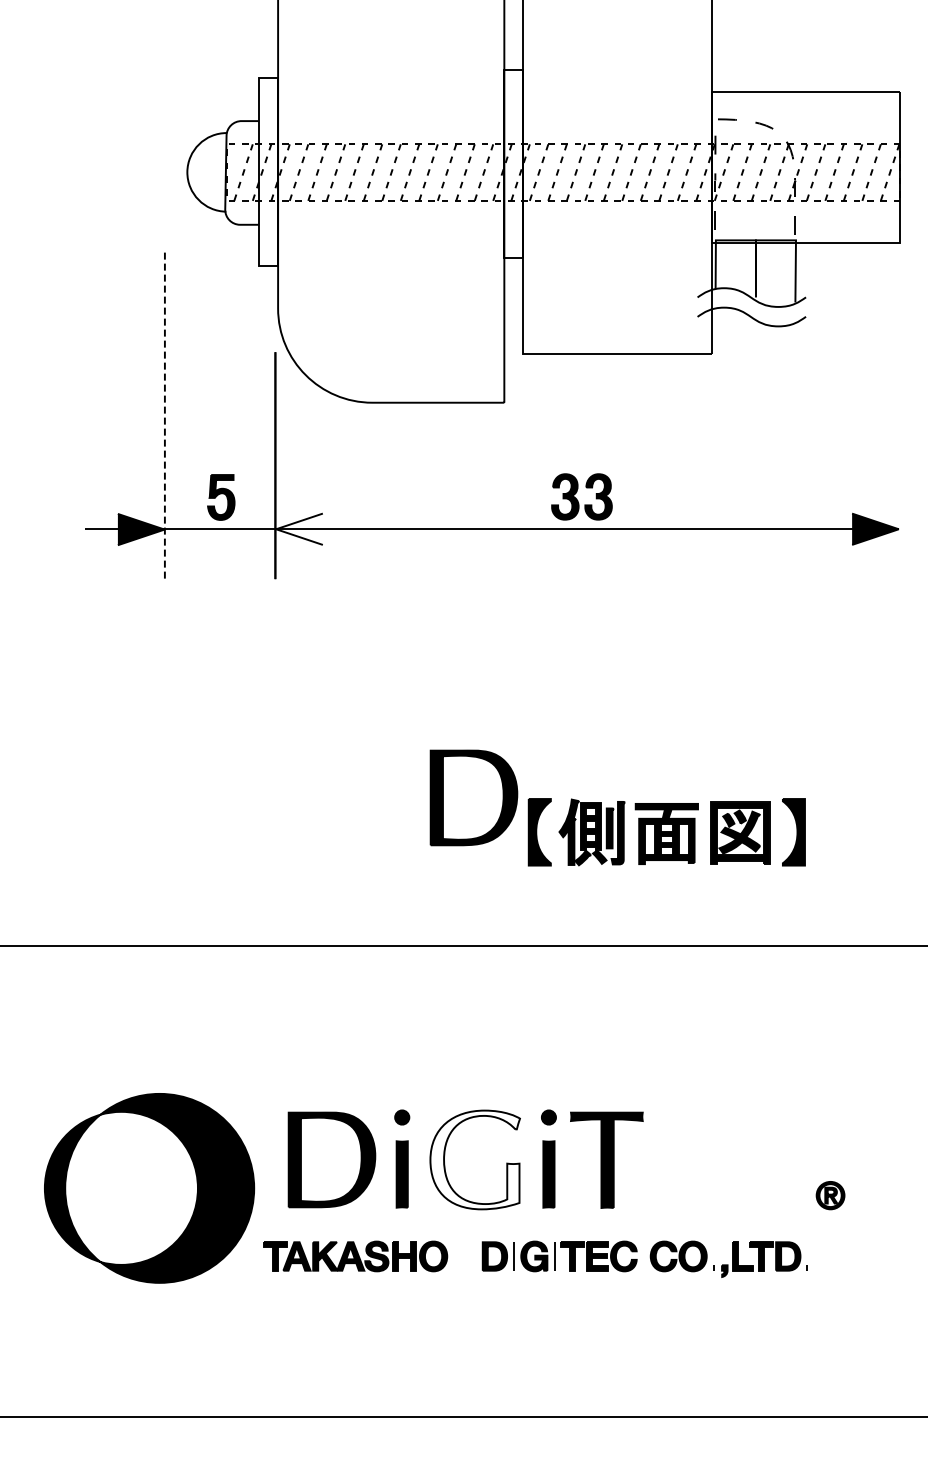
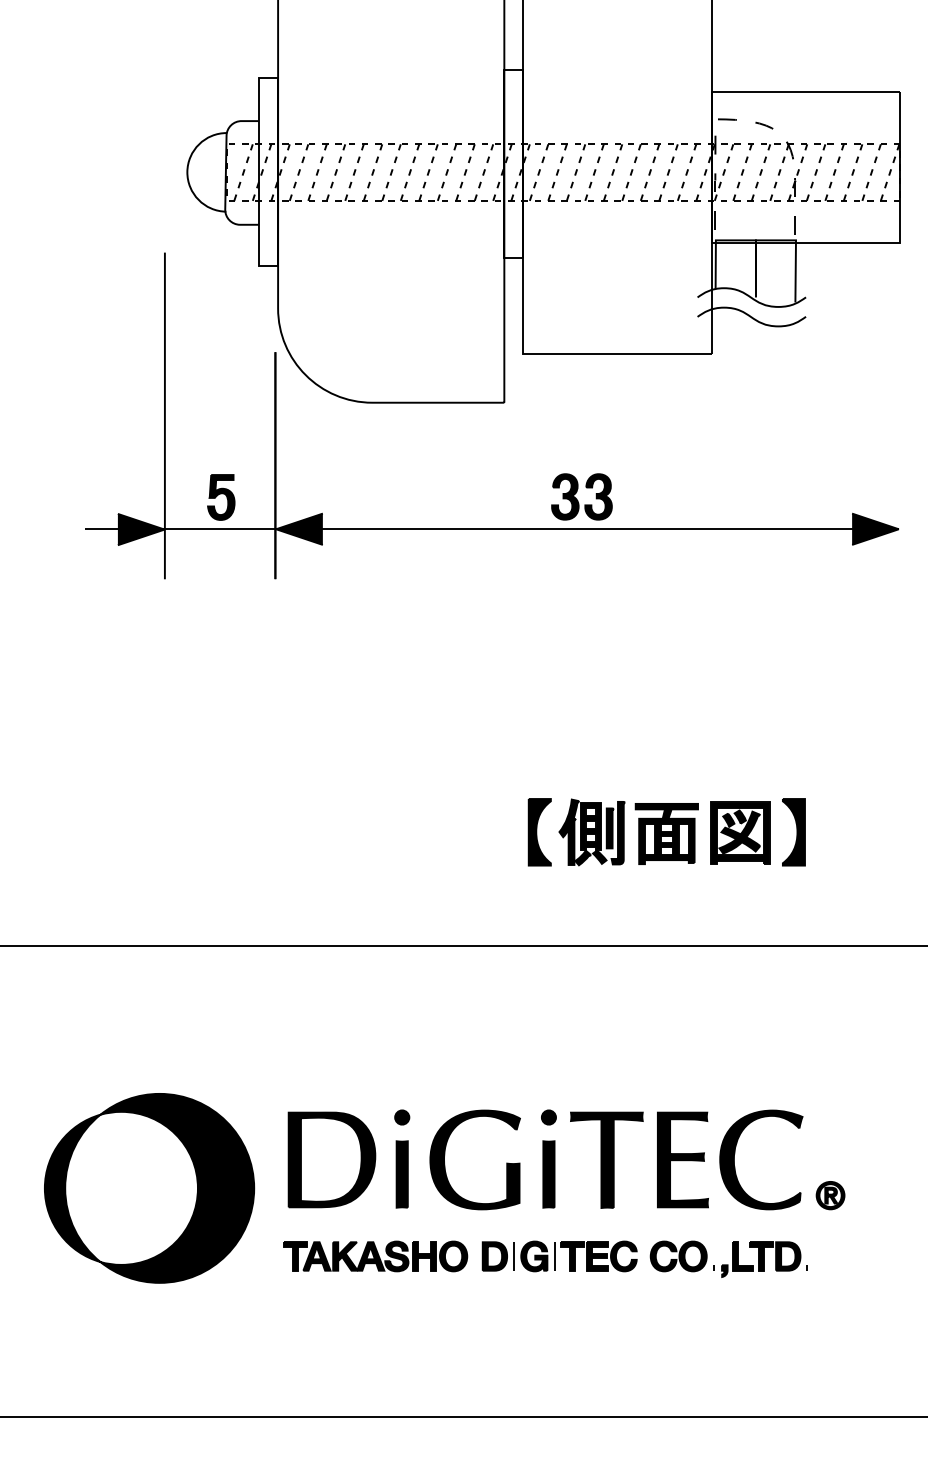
line: dashed -> solid (164, 416)
fill: none -> present (299, 528)
part: present -> none (473, 797)
part: none -> present (735, 1154)
fill: none -> present (475, 1159)
part: none -> present (682, 1159)
part position: (355, 1256) -> (375, 1256) (375, 1256)
